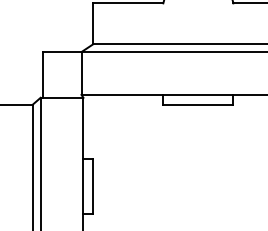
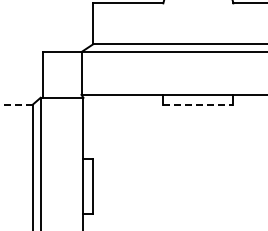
line: solid -> dashed (16, 104)
line: solid -> dashed (198, 104)
